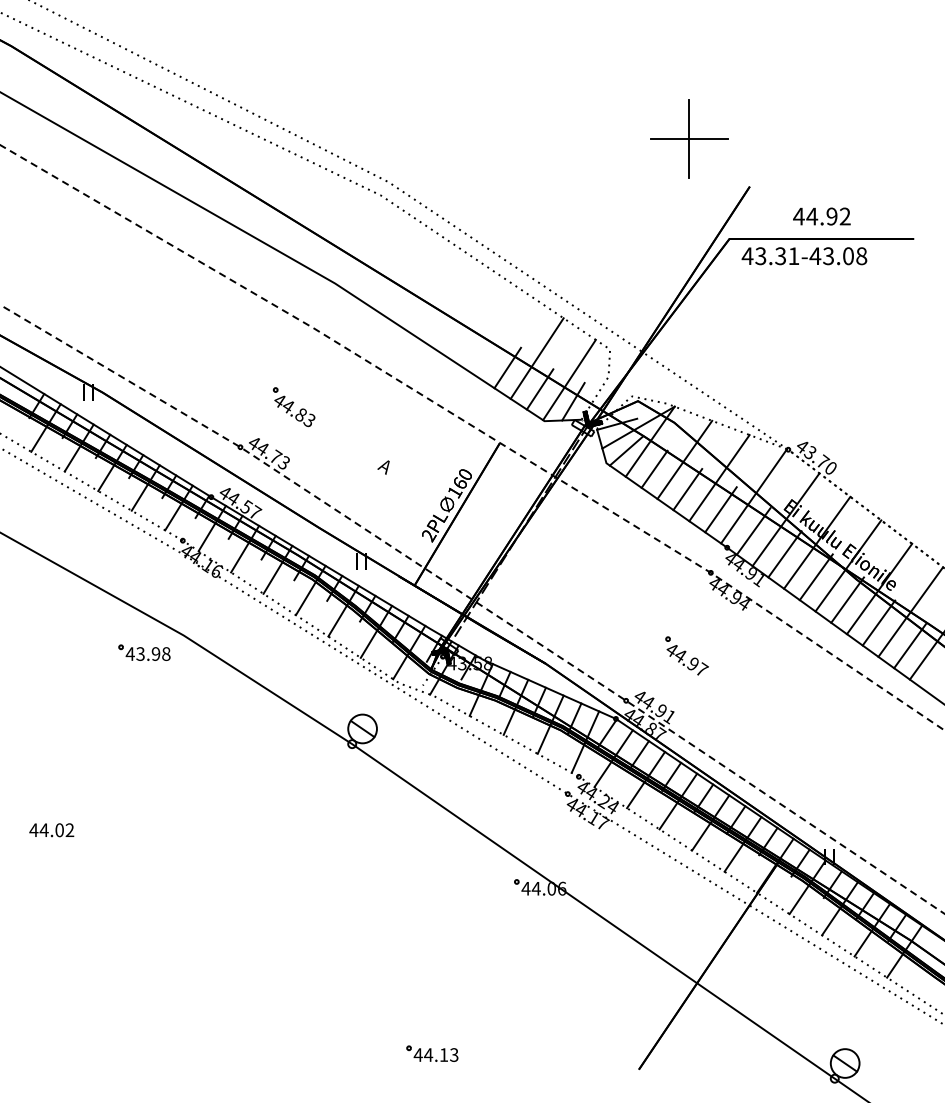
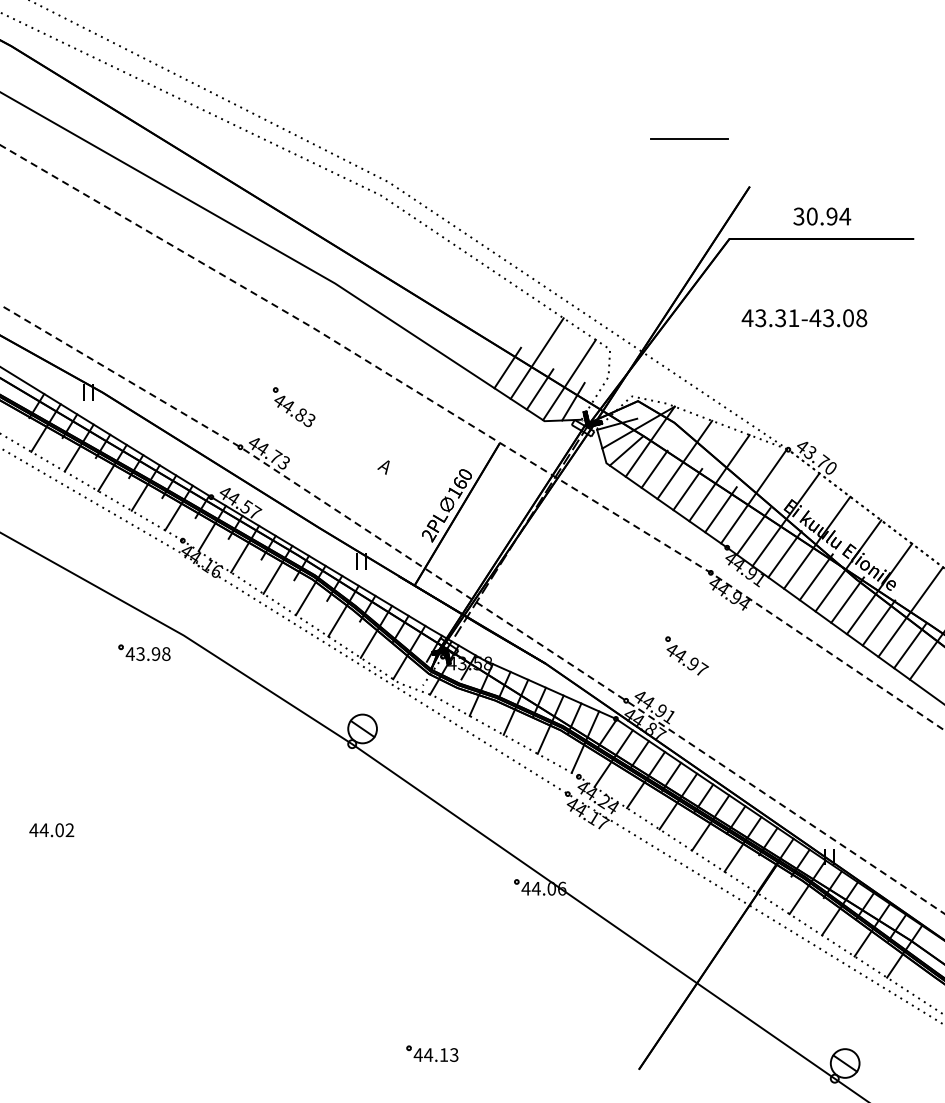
line: present -> none (689, 138)
text: 44.92 -> 30.94 (822, 216)
text position: (804, 256) -> (804, 318) (804, 318)
